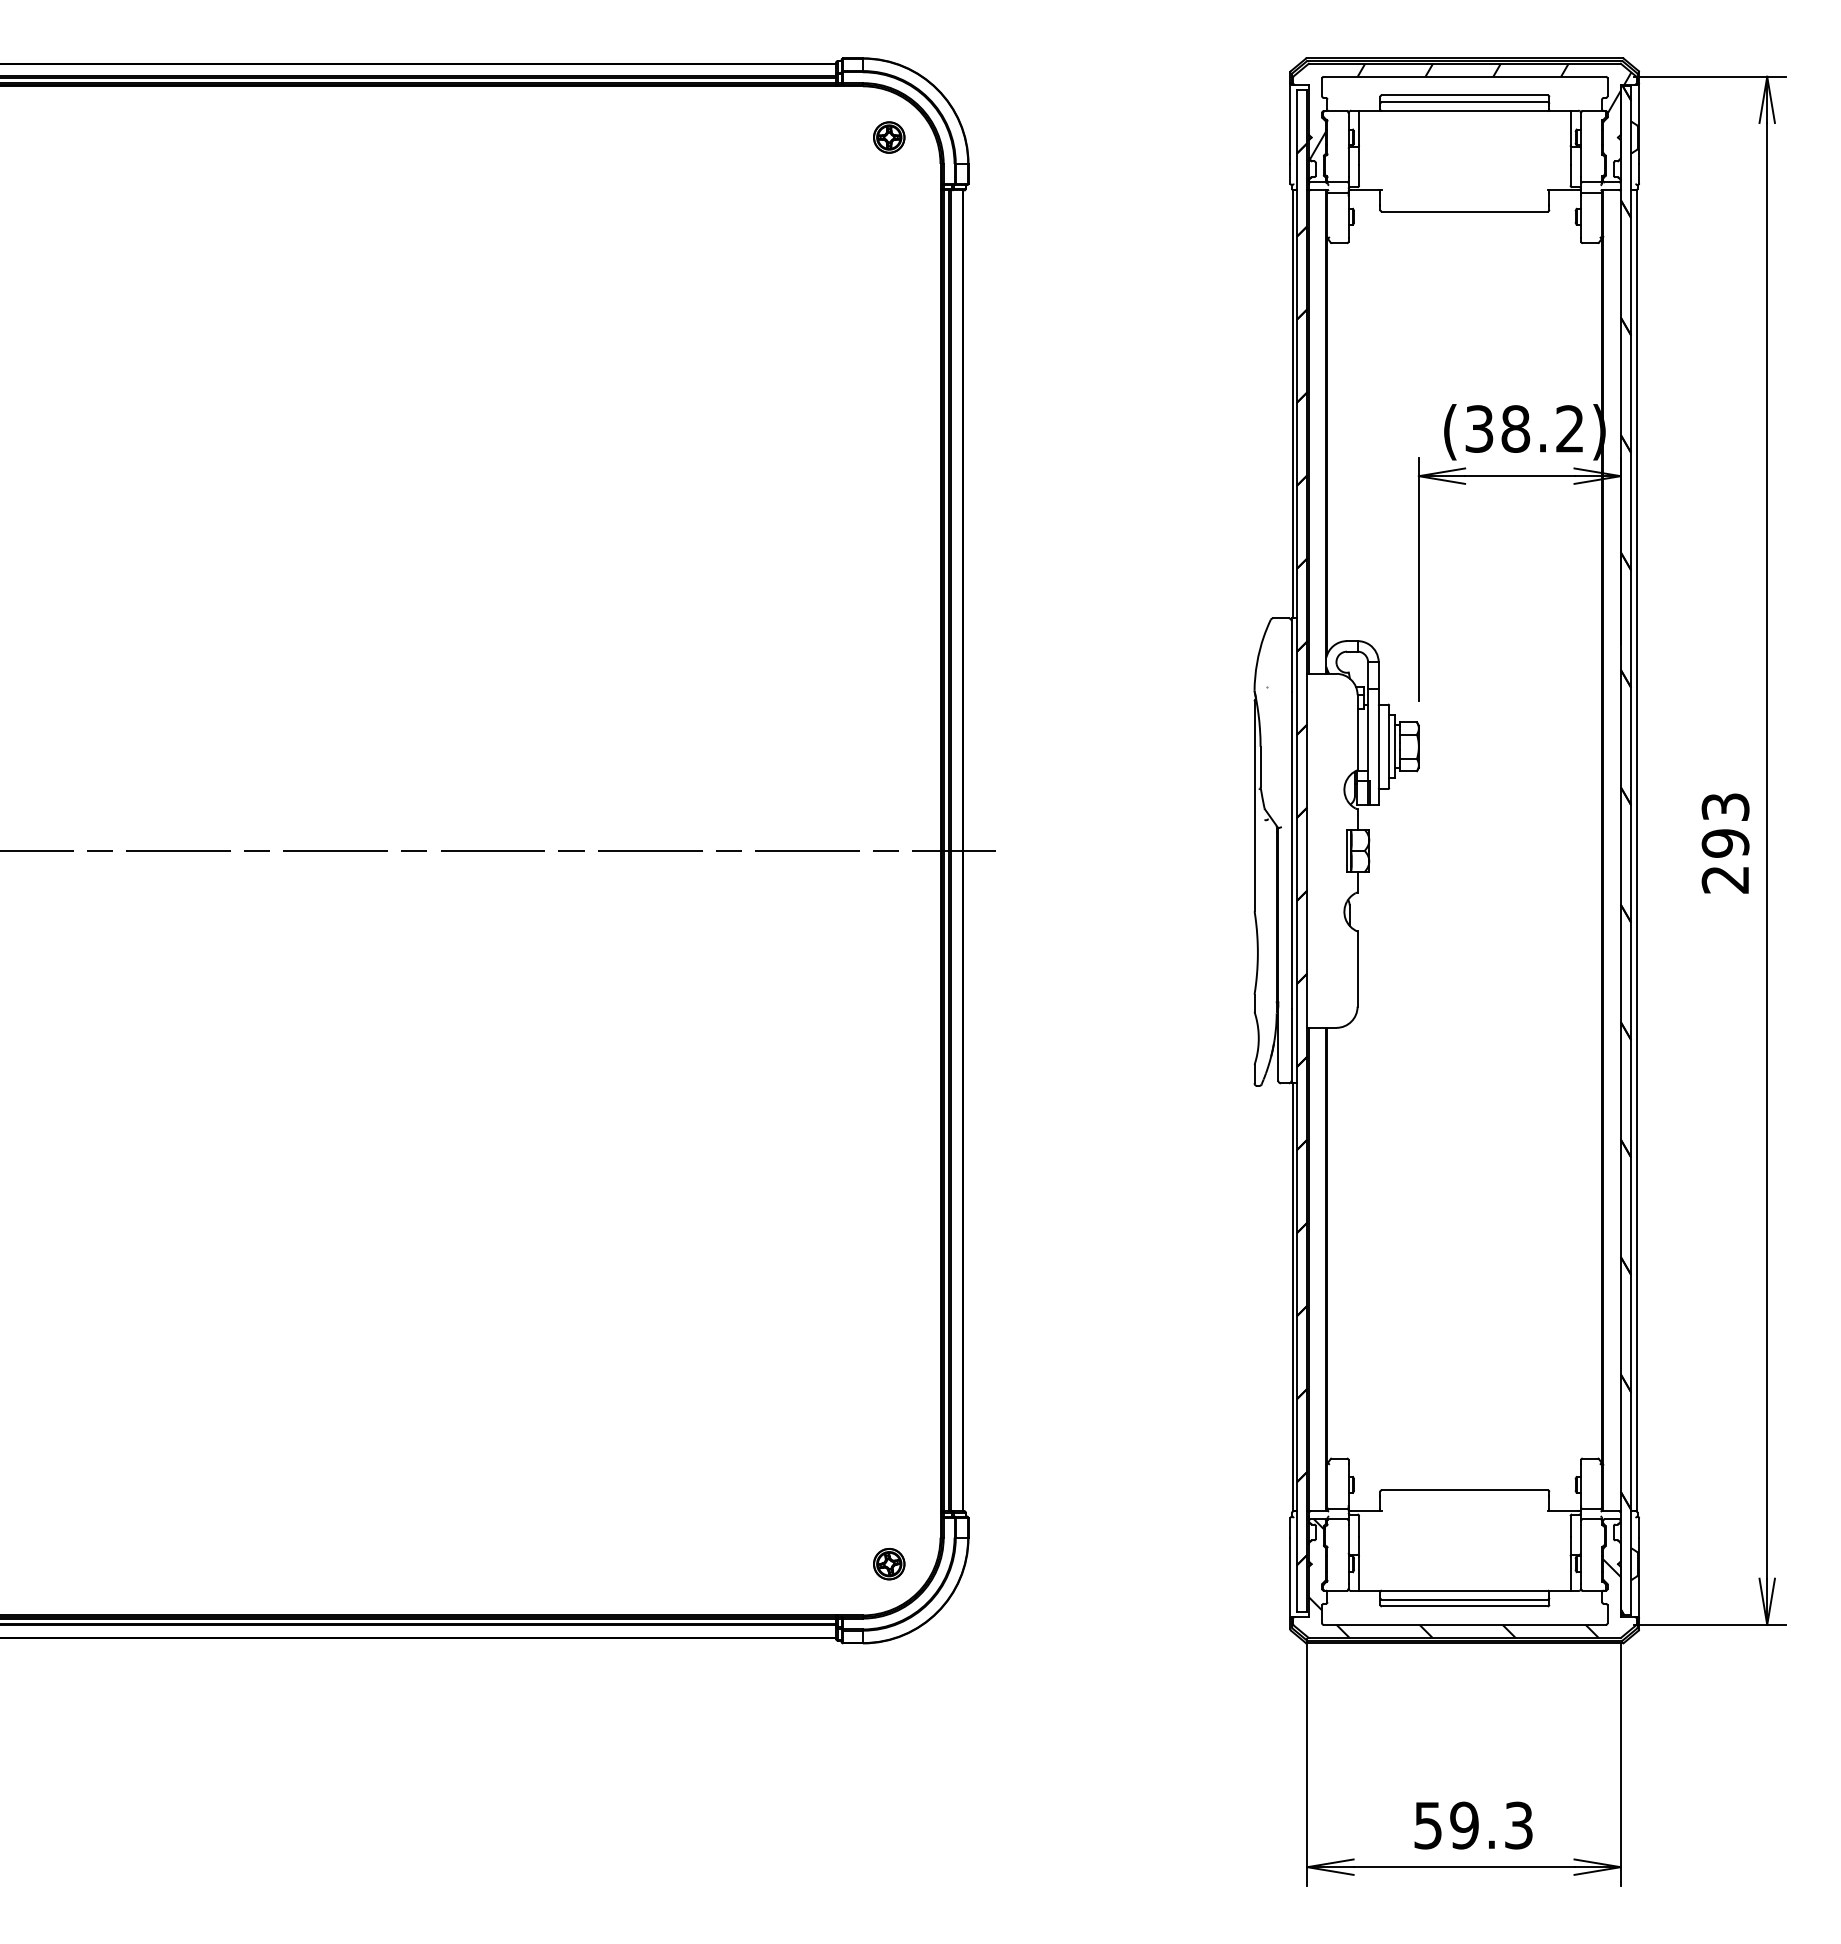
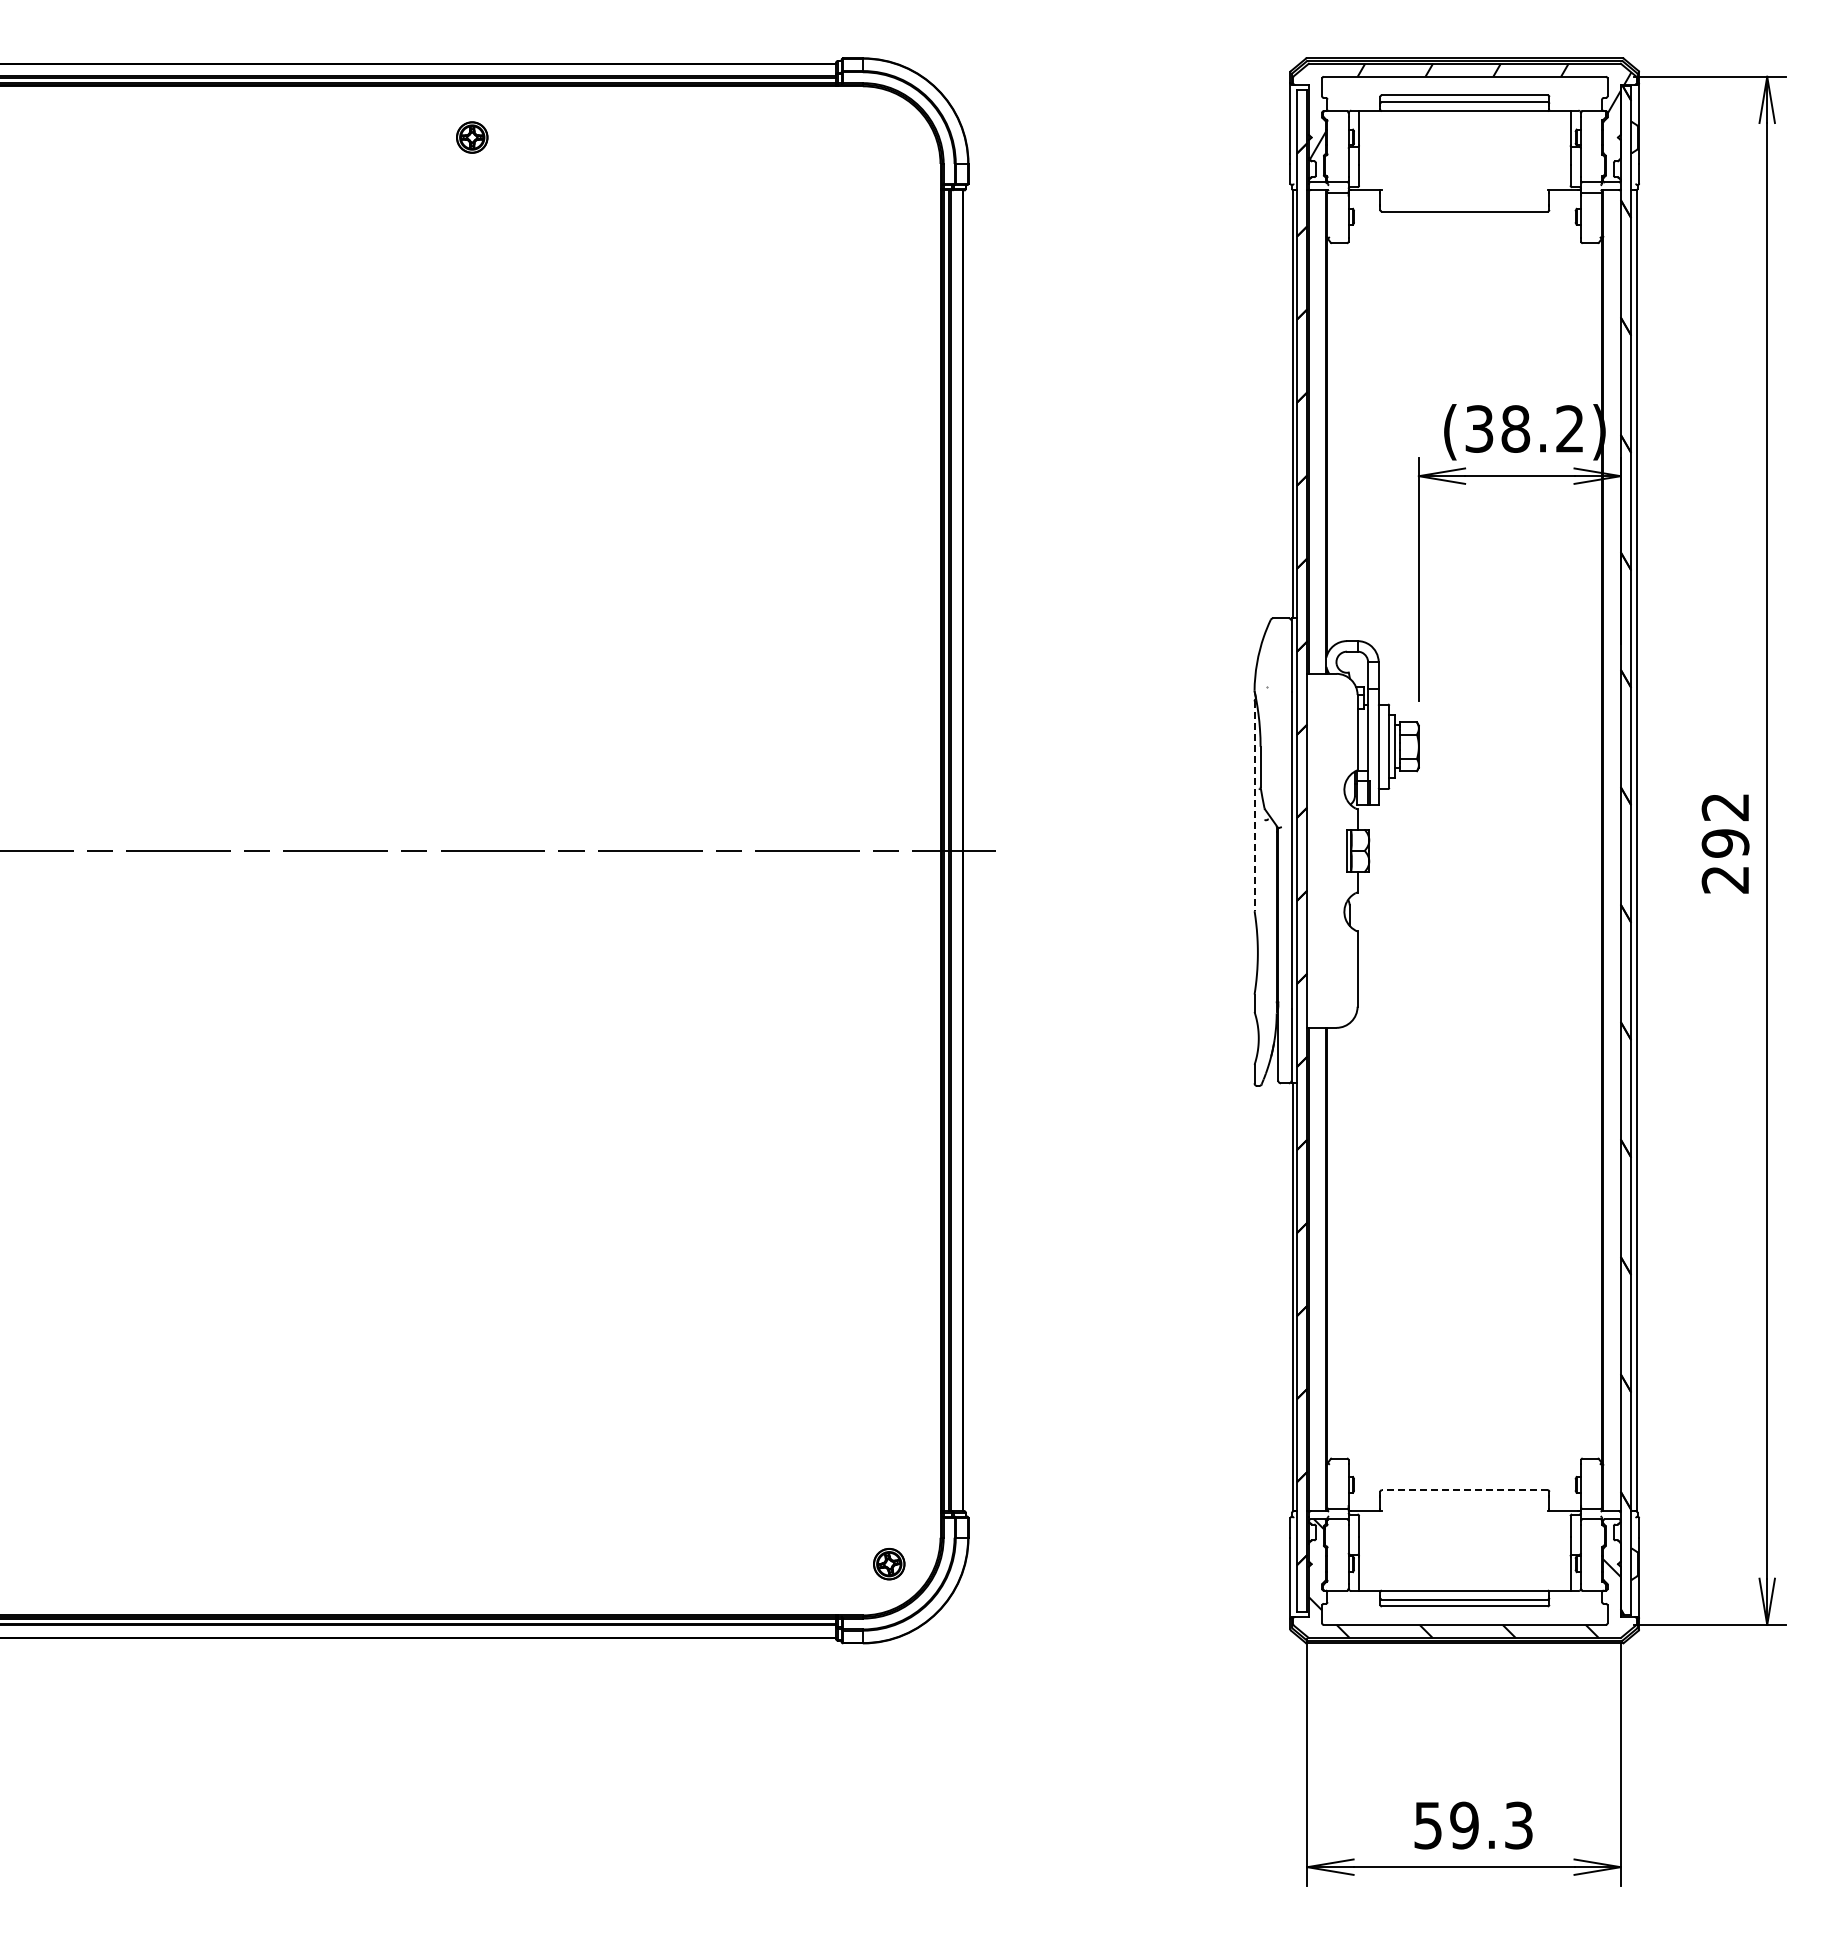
part position: (889, 137) -> (472, 137) (472, 137)
line: solid -> dashed (1254, 806)
text: 293 -> 292 (1725, 807)
line: solid -> dashed (1464, 1490)
